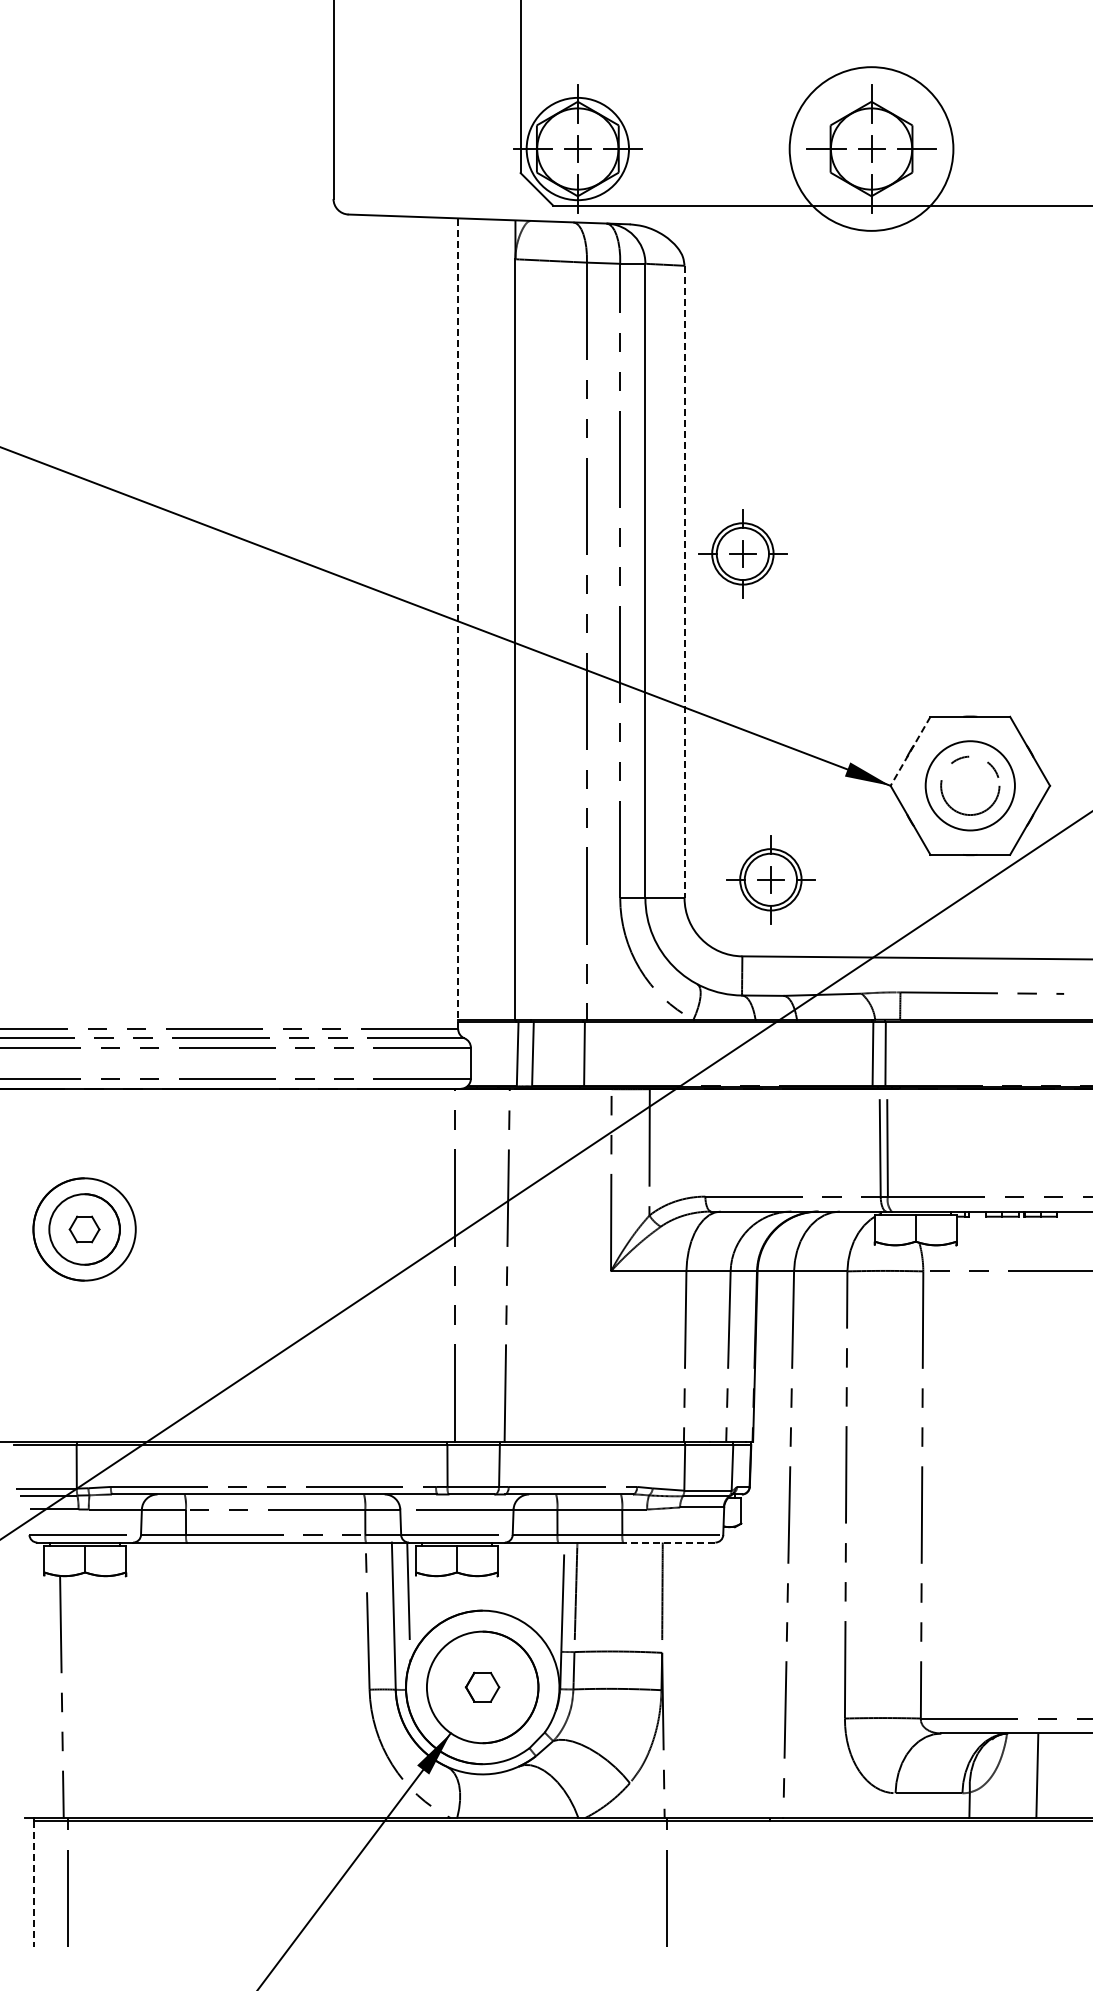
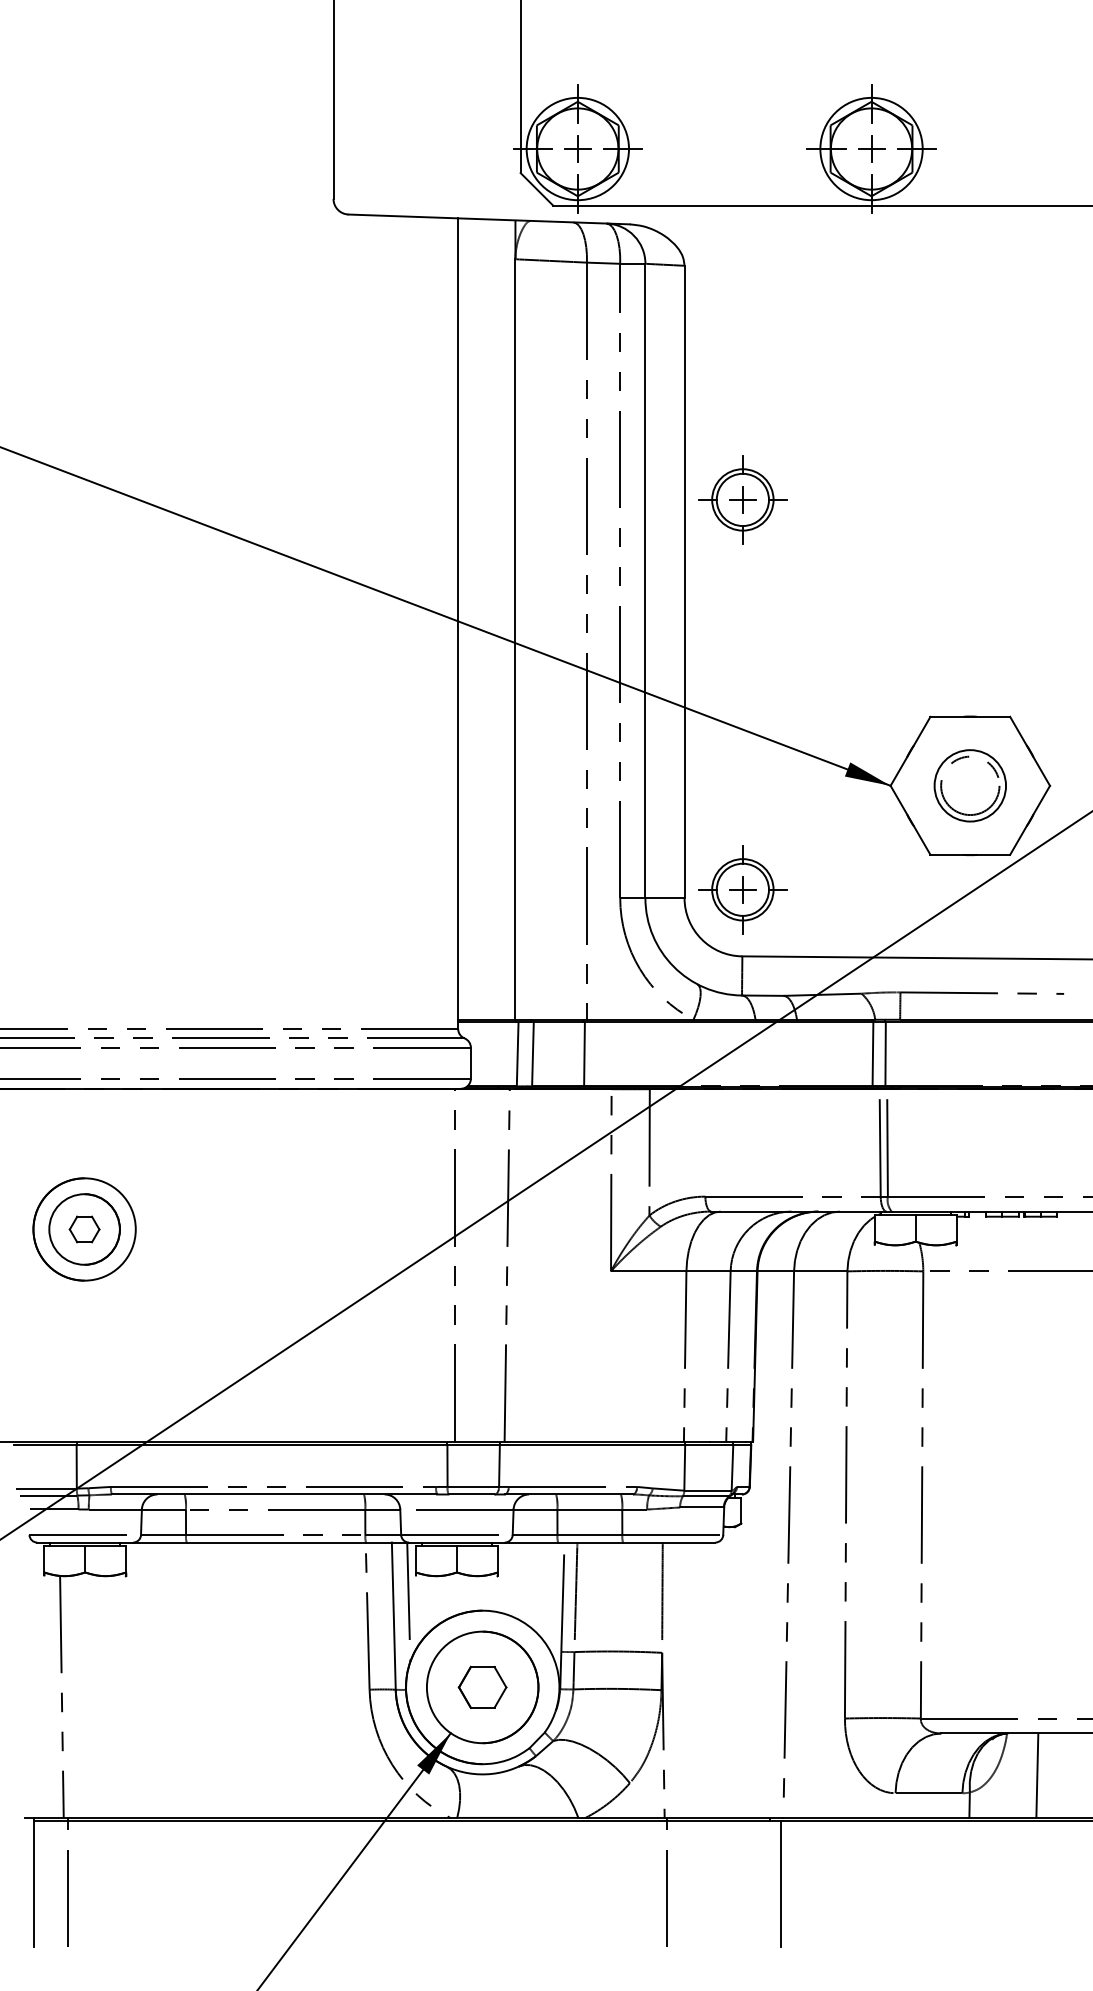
circle diameter: 164 px -> 102 px (871, 148)
part position: (742, 553) -> (742, 499) (742, 499)
line: dashed -> solid (684, 582)
line: dashed -> solid (458, 623)
line: dashed -> solid (910, 751)
circle diameter: 89 px -> 71 px (970, 785)
part position: (770, 879) -> (742, 889) (742, 889)
line: dashed -> solid (668, 1542)
part size: 37x32 px -> 51x44 px (482, 1686)
line: none -> present (780, 1883)
line: dashed -> solid (33, 1884)
